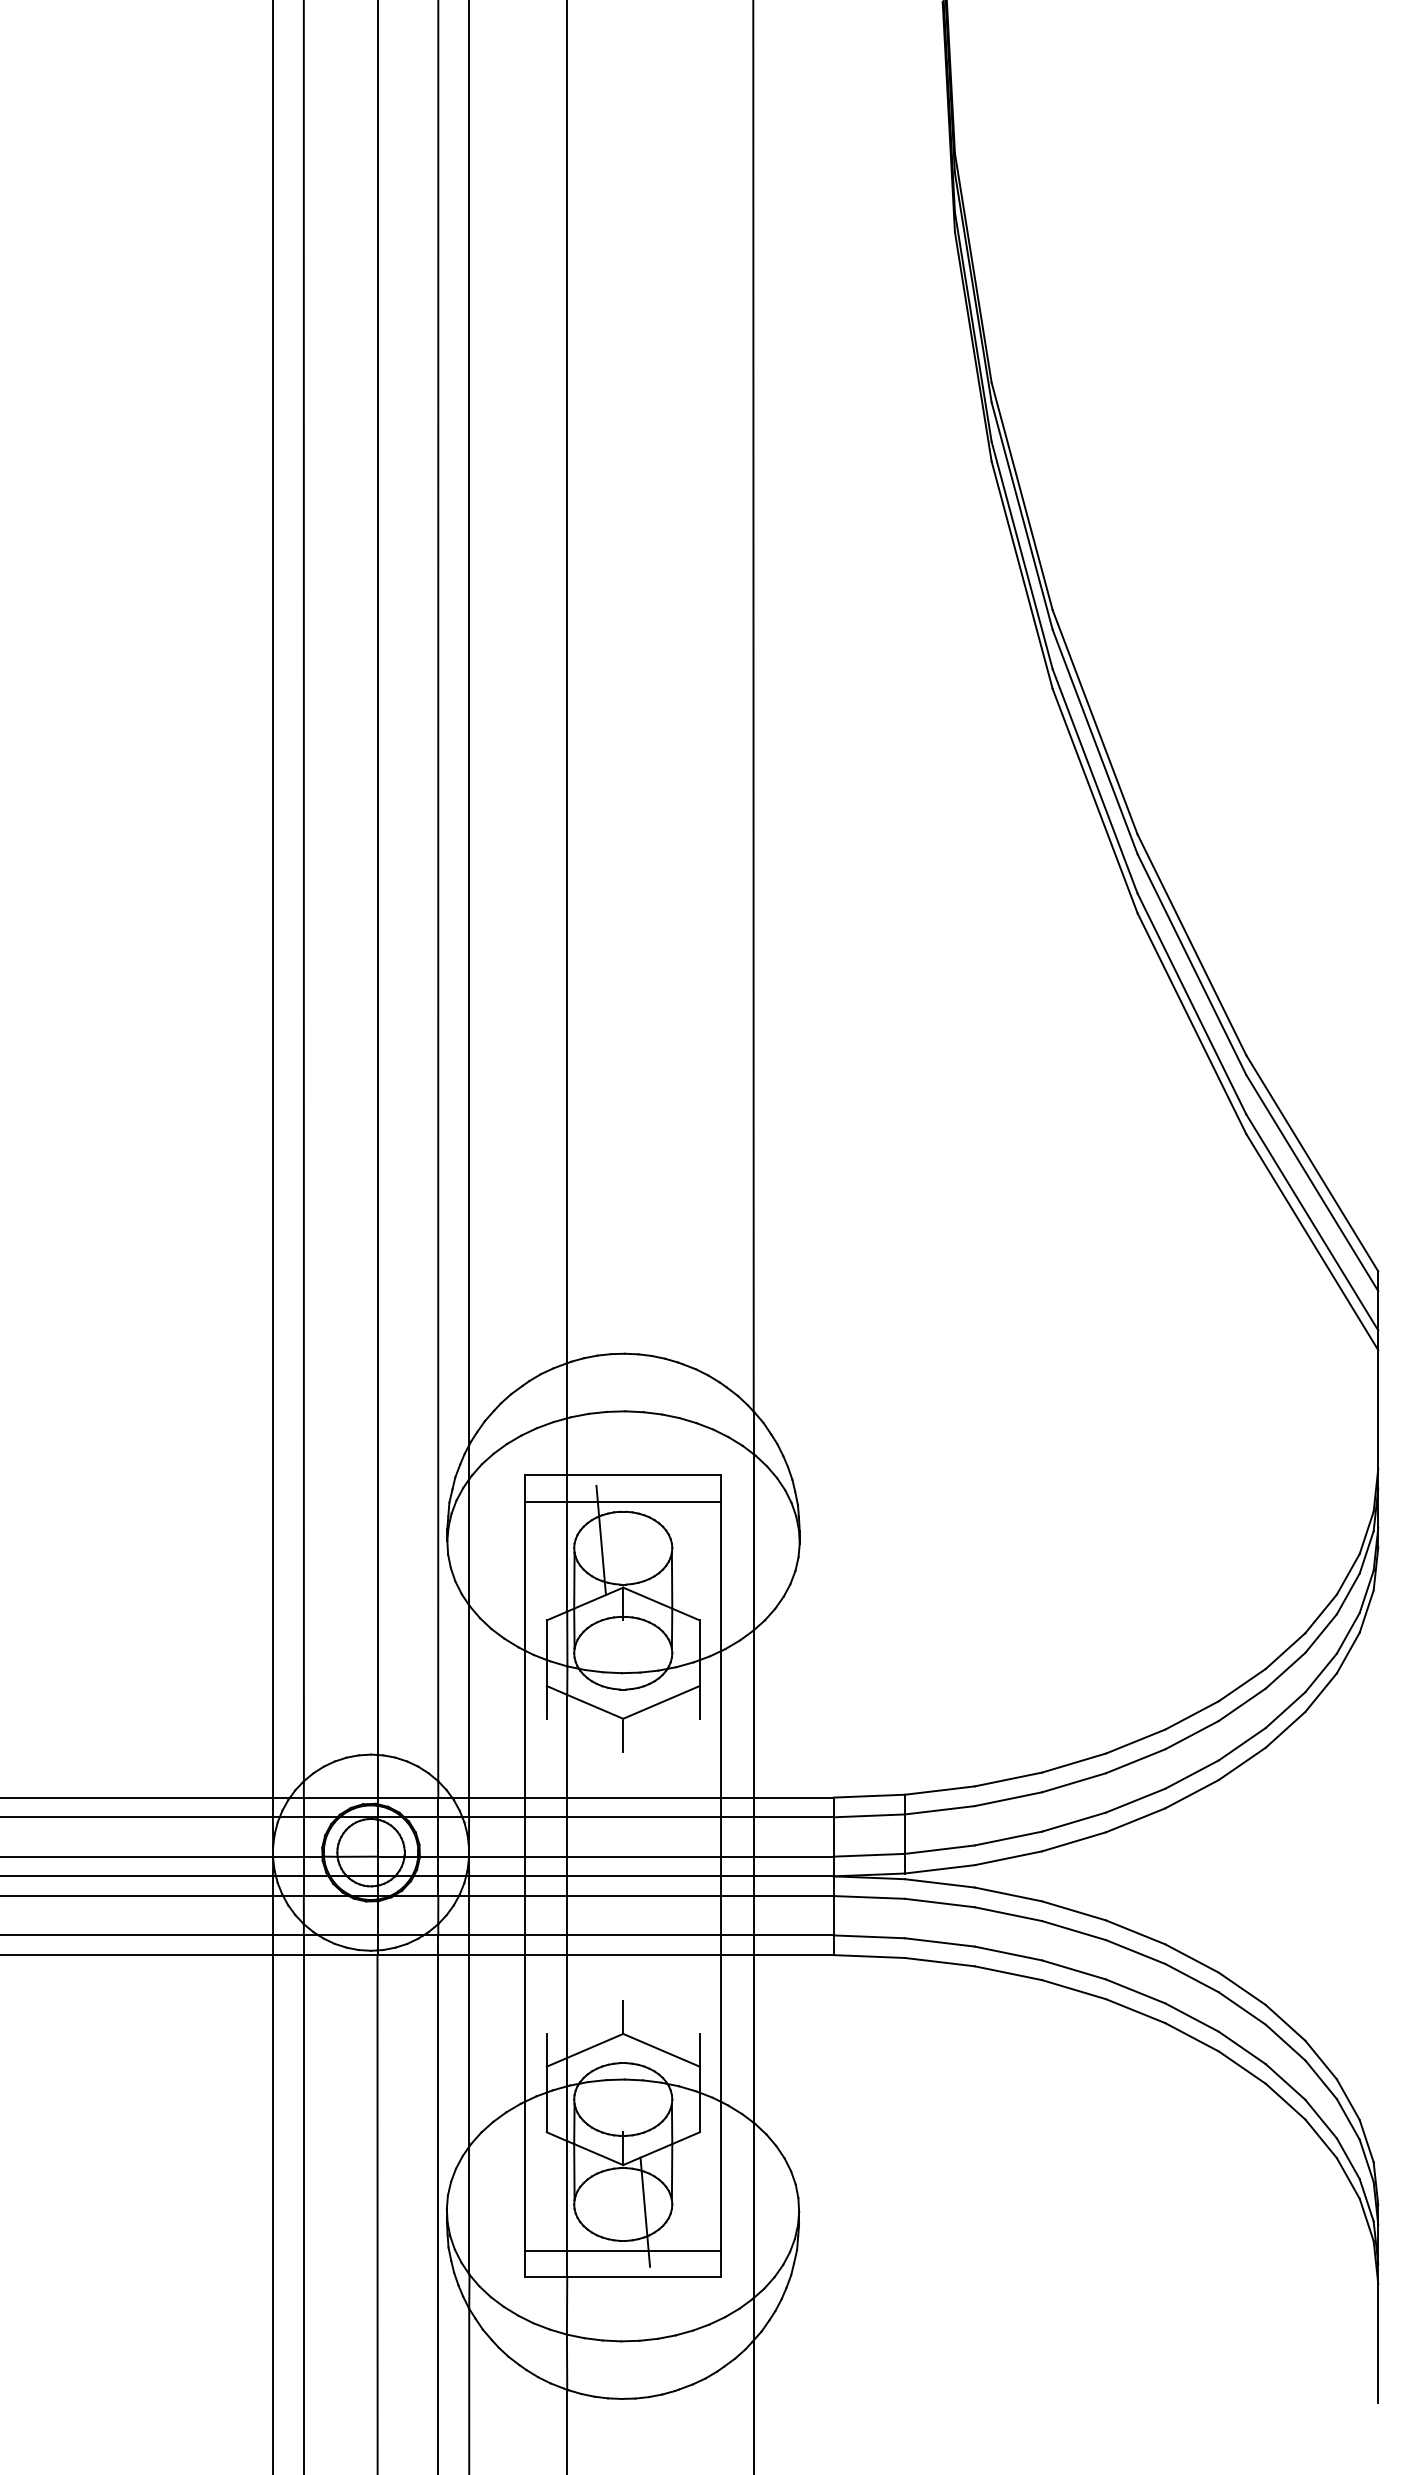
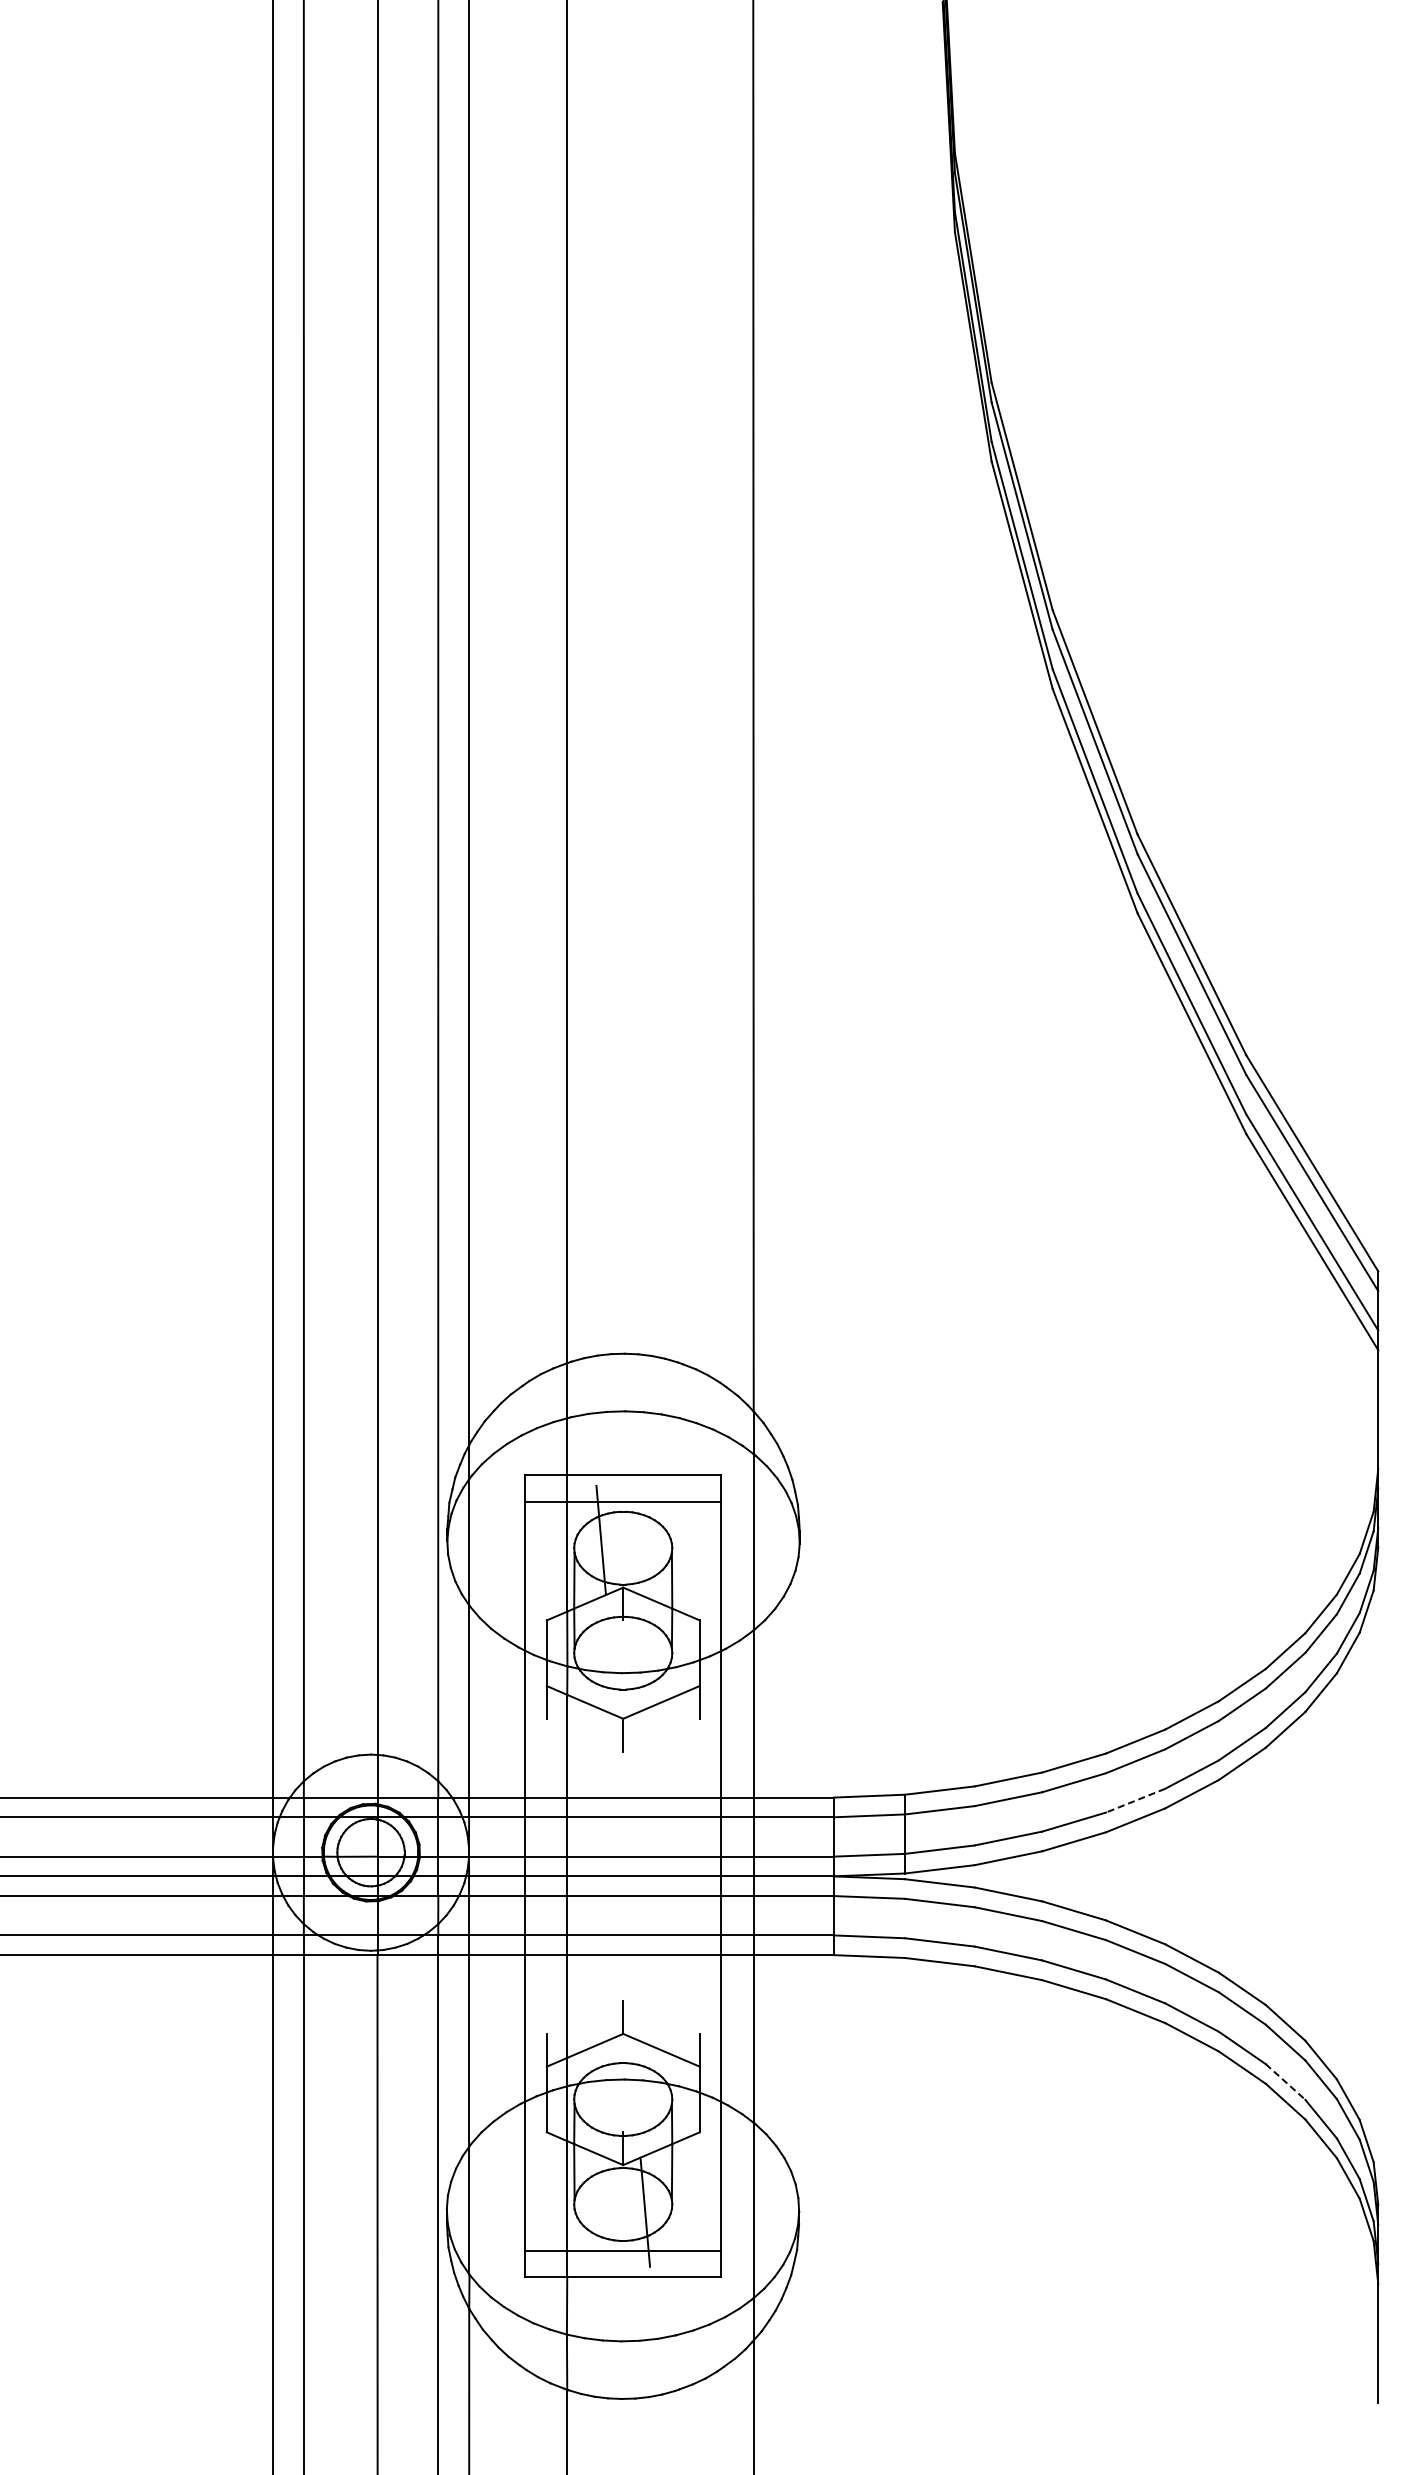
line: solid -> dashed (1135, 1800)
line: solid -> dashed (1285, 2081)
